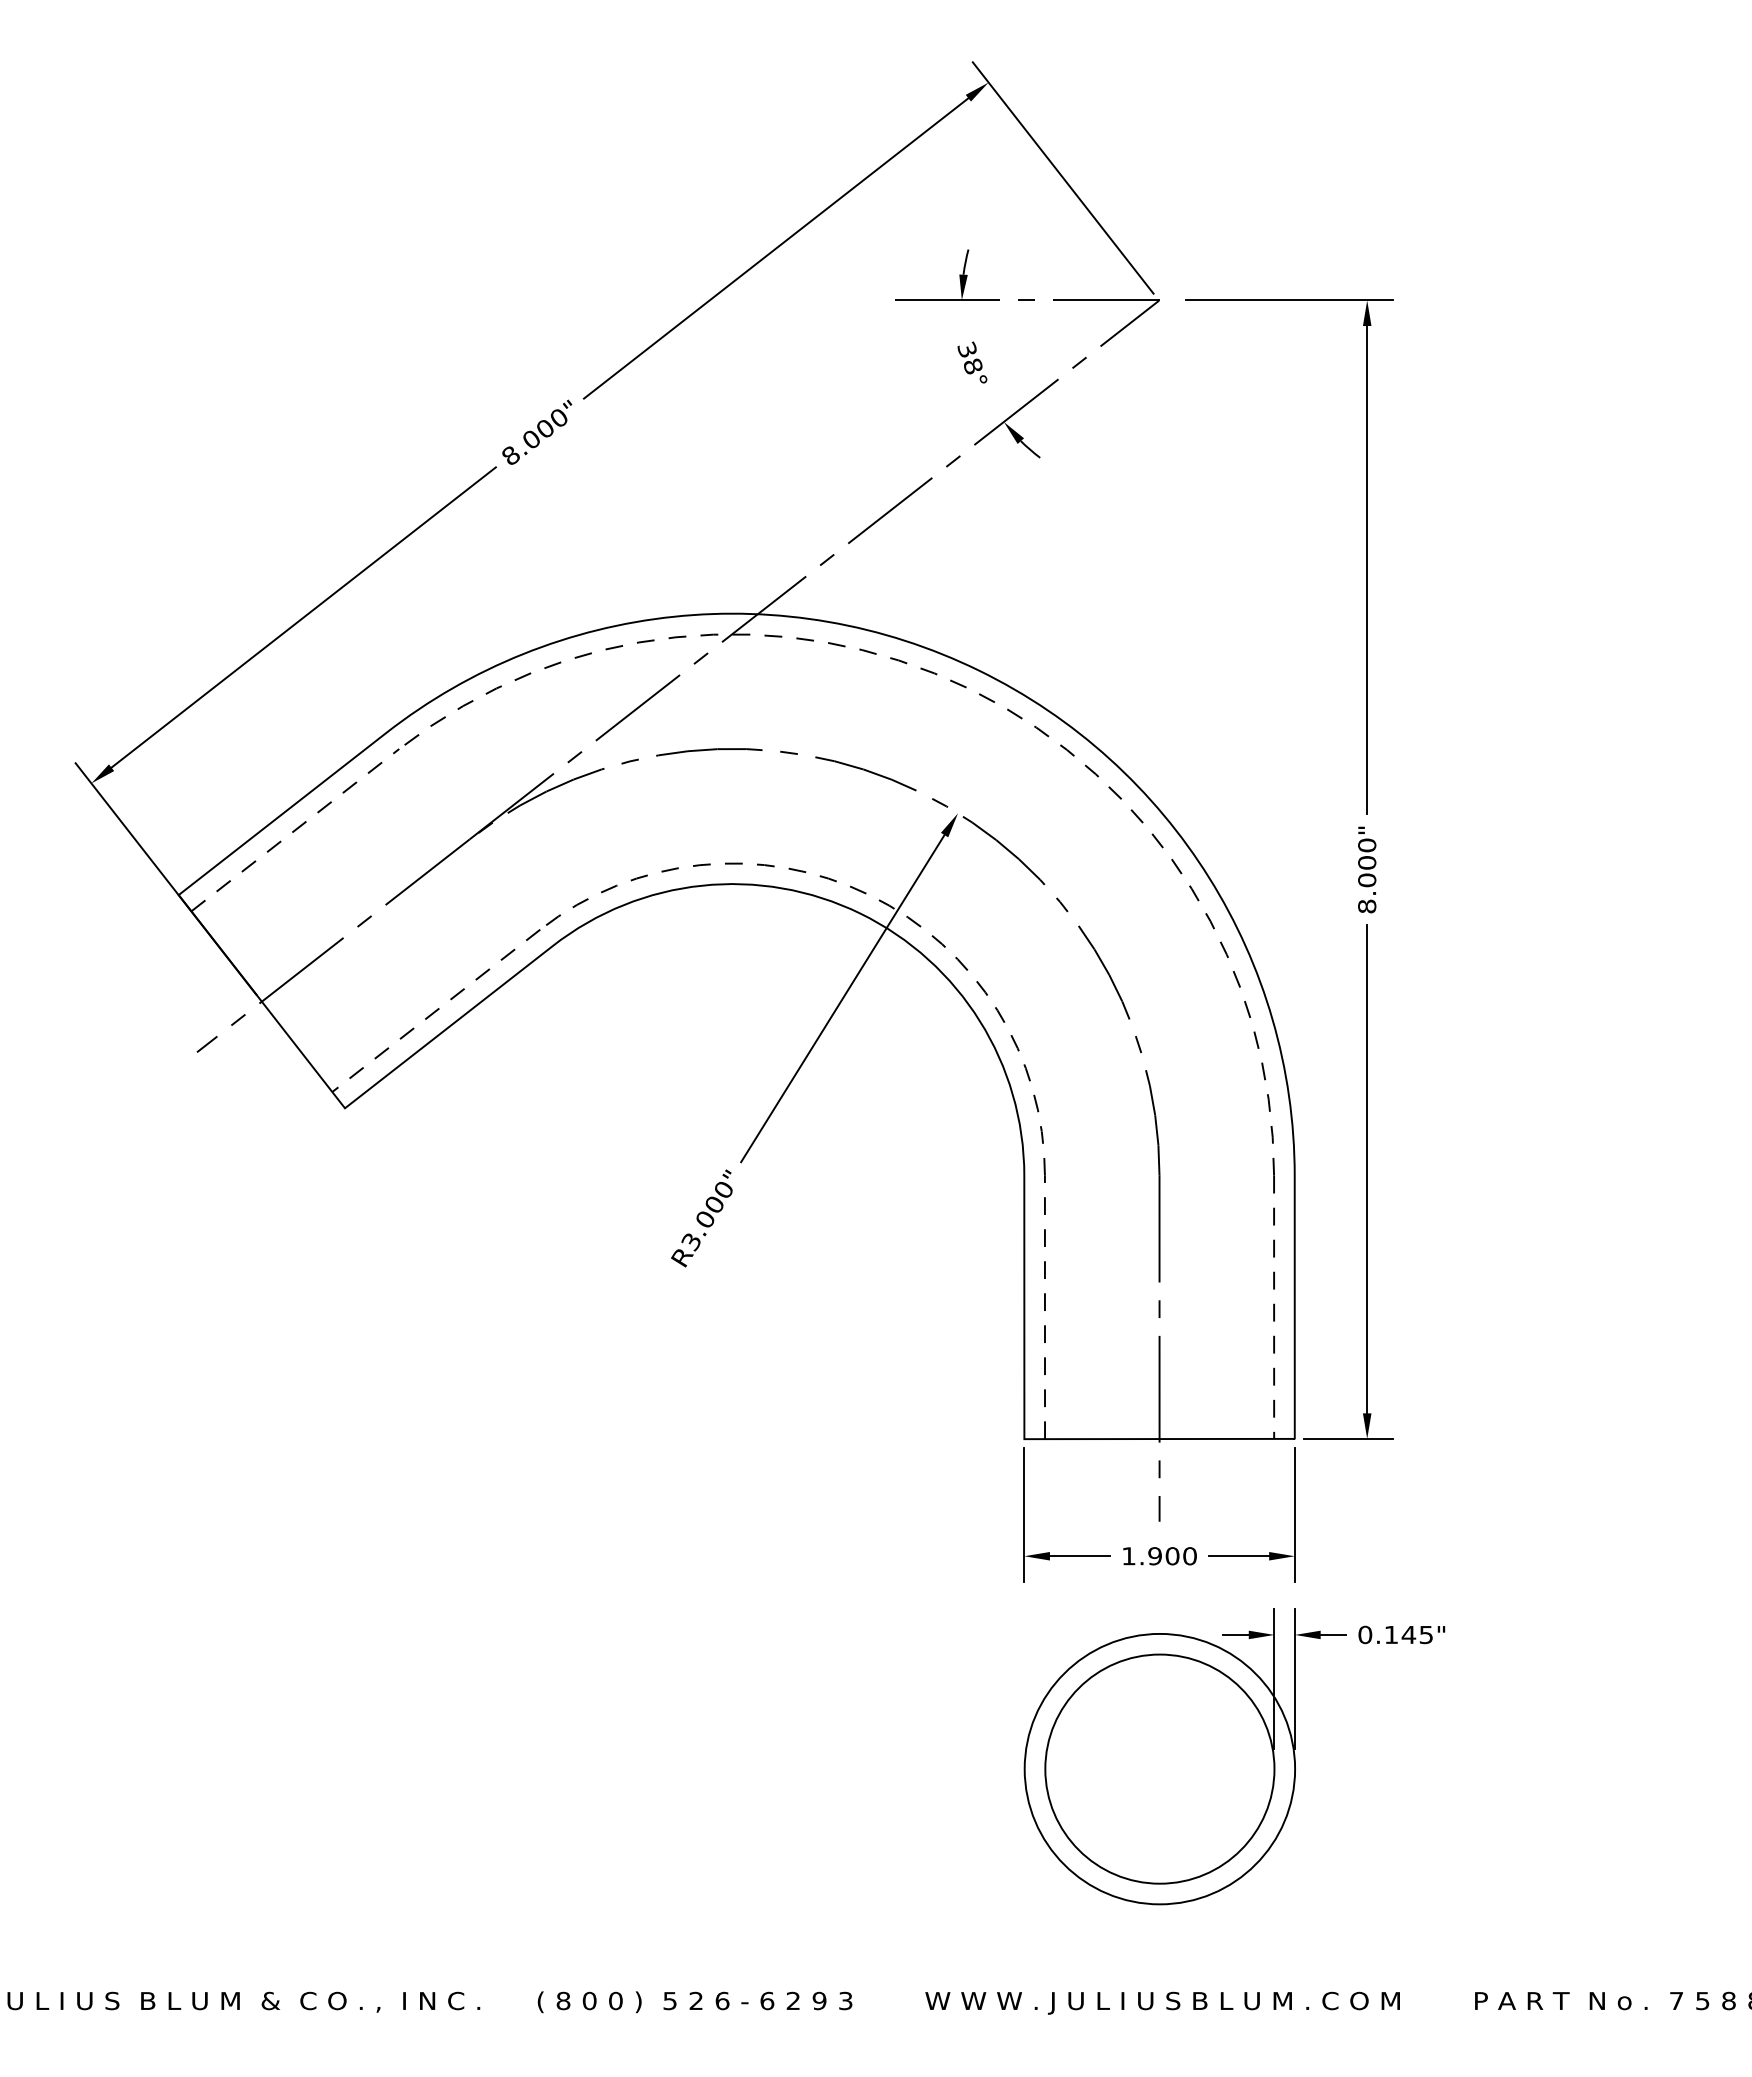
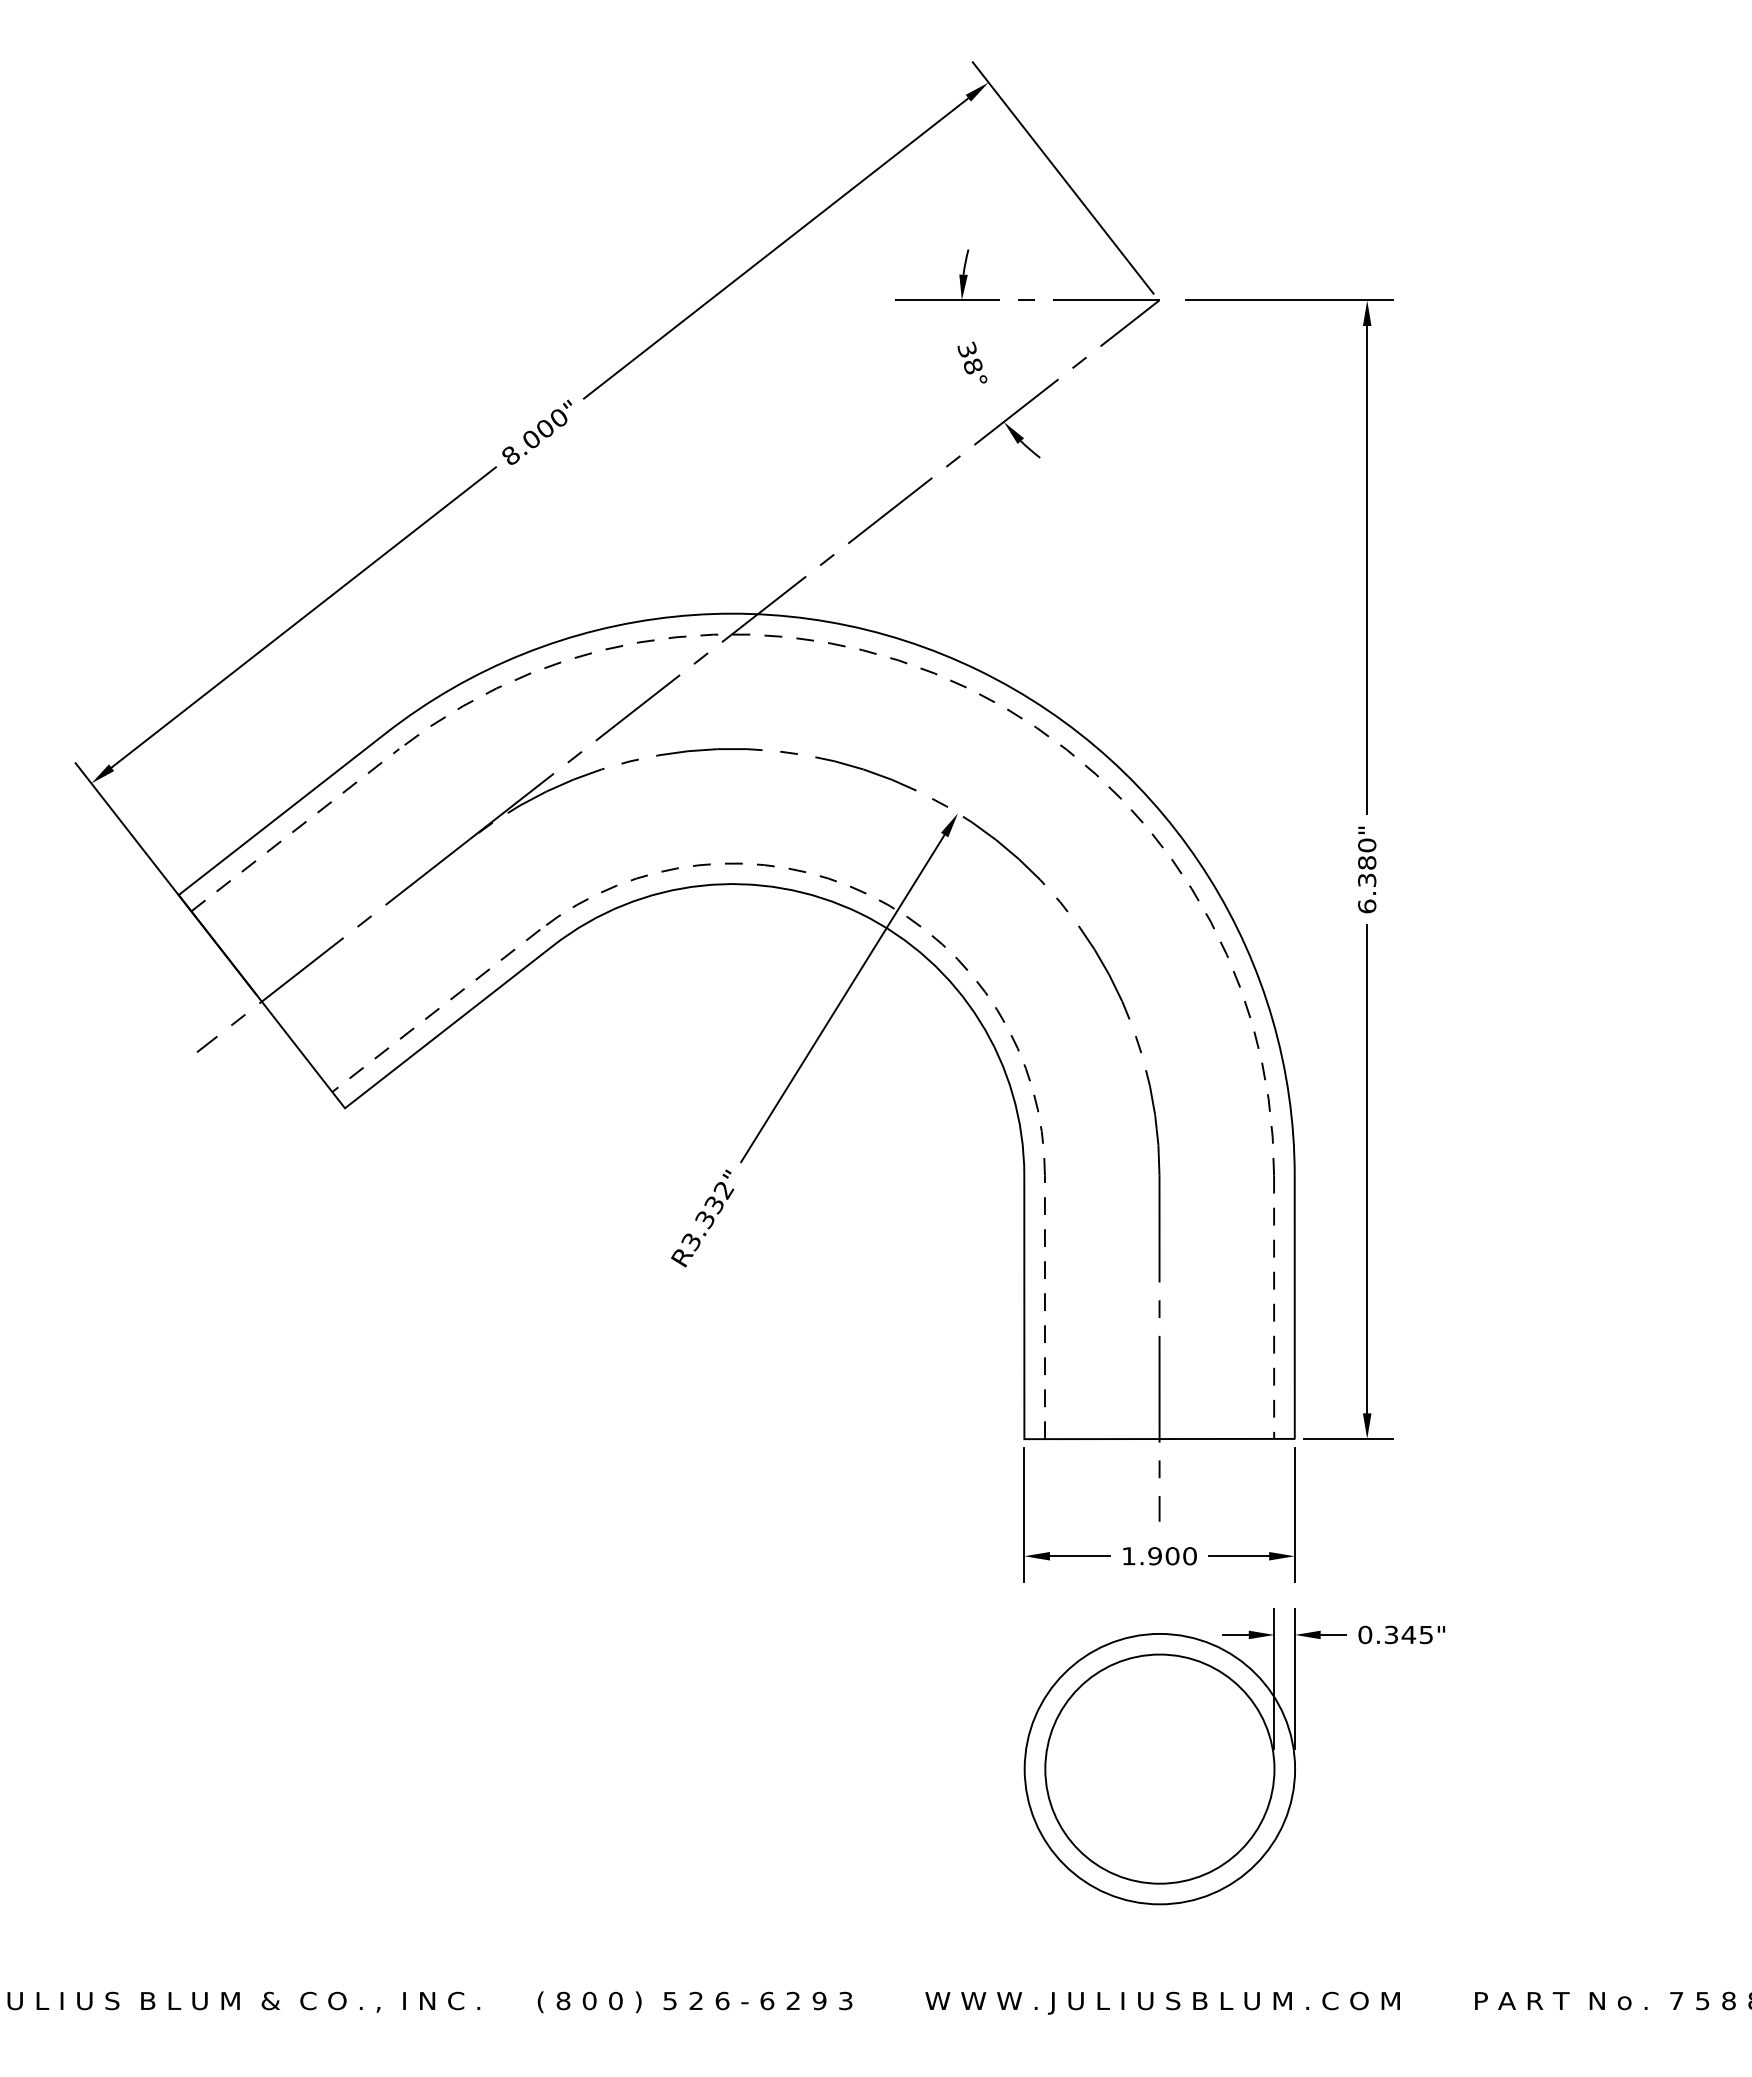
text: 8.000" -> 6.380" (1367, 884)
text: R3.000" -> R3.332" (714, 1205)
text: 0.145" -> 0.345" (1391, 1634)
